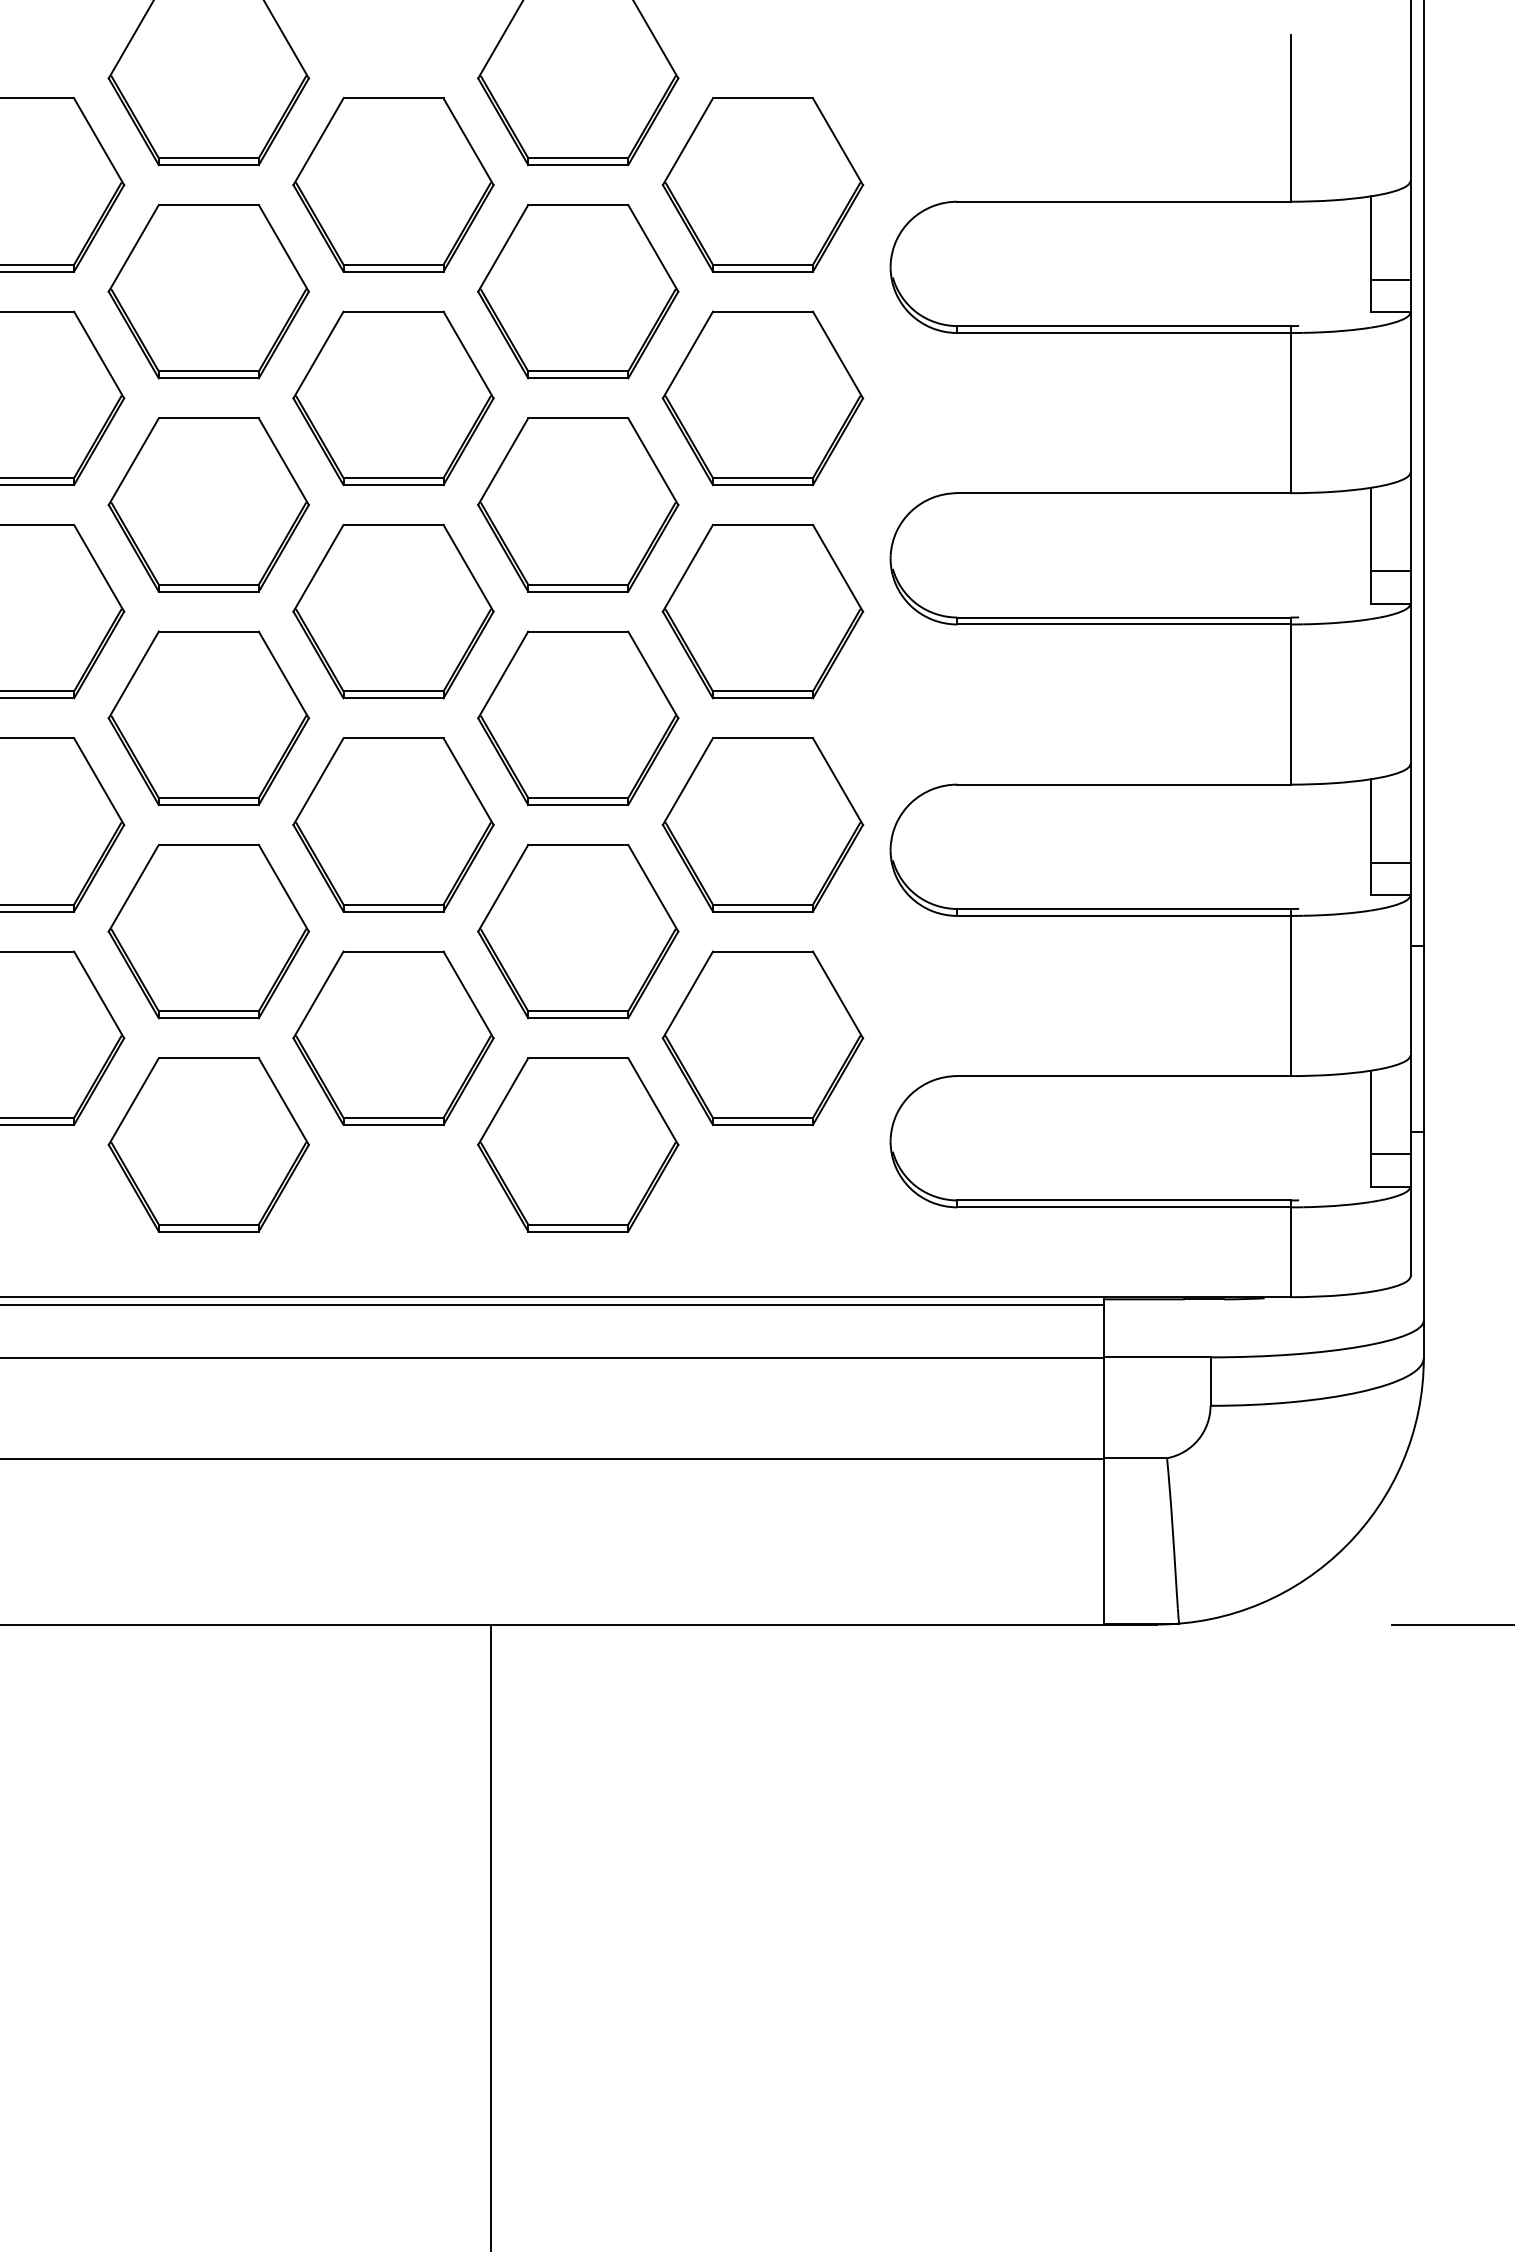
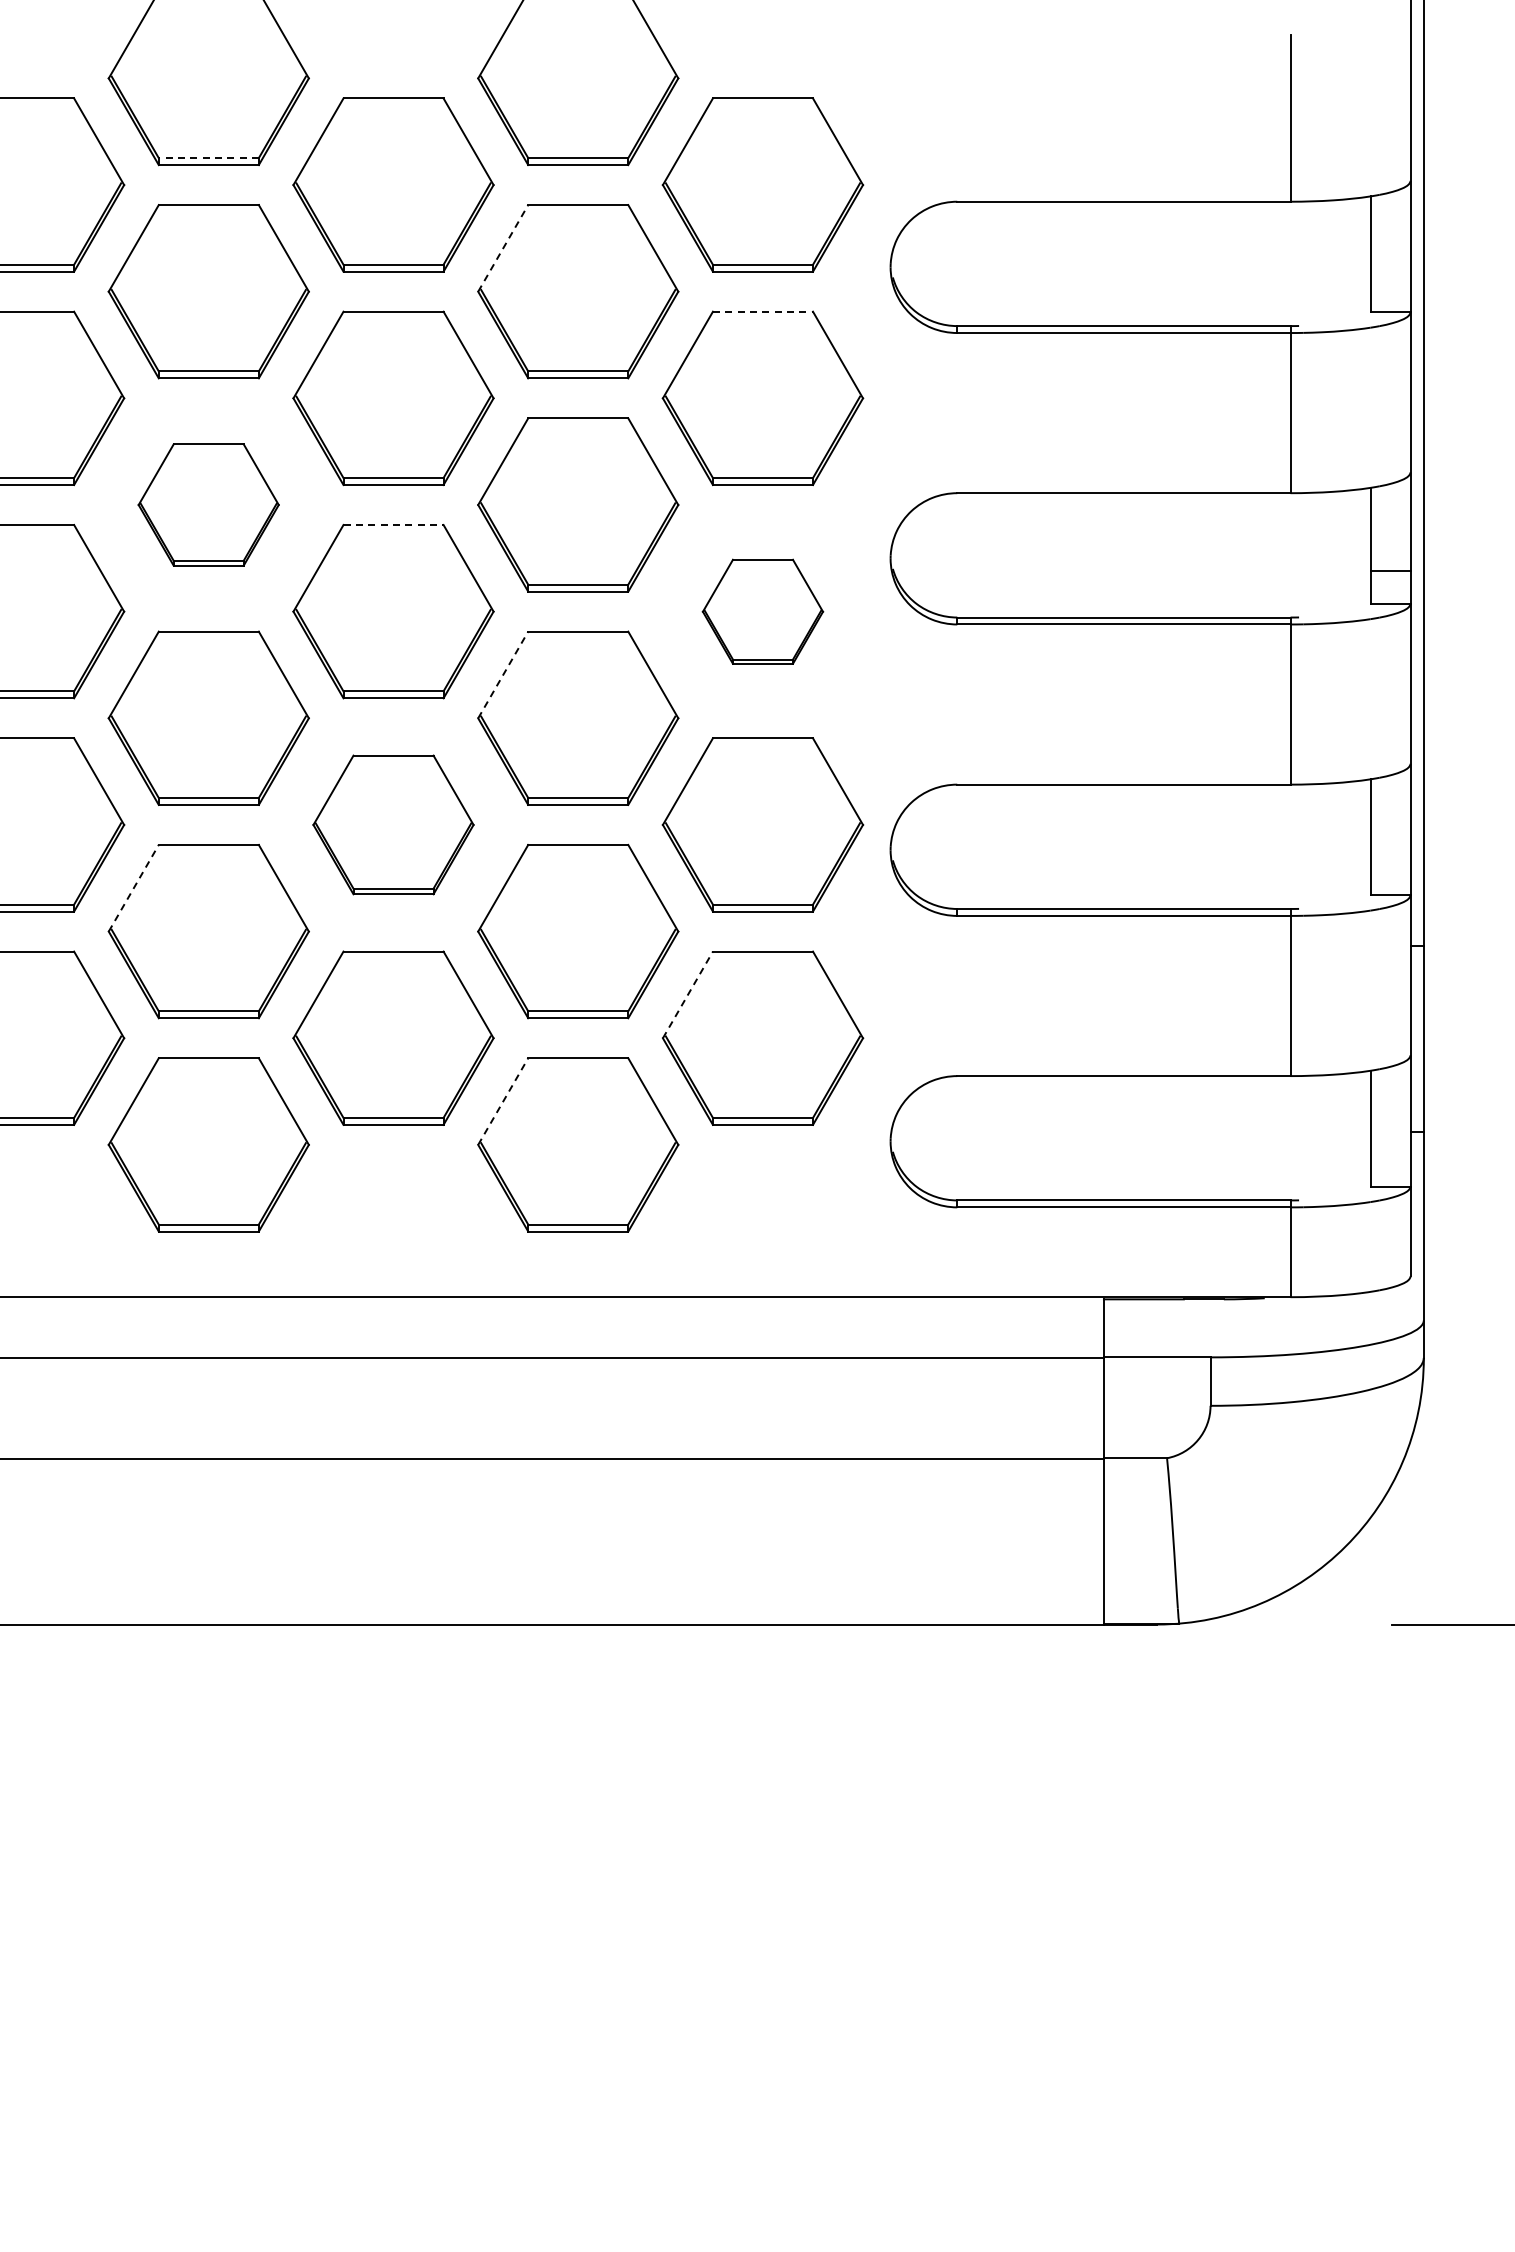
line: solid -> dashed (208, 158)
line: solid -> dashed (503, 247)
line: present -> none (1390, 279)
line: solid -> dashed (763, 311)
part size: 203x176 px -> 143x124 px (208, 504)
line: solid -> dashed (394, 525)
part size: 204x176 px -> 124x107 px (762, 611)
line: solid -> dashed (503, 674)
part size: 203x176 px -> 163x142 px (393, 824)
line: present -> none (1390, 862)
line: solid -> dashed (134, 887)
line: solid -> dashed (688, 994)
line: solid -> dashed (503, 1101)
line: present -> none (1390, 1153)
line: present -> none (552, 1304)
line: present -> none (490, 1936)
